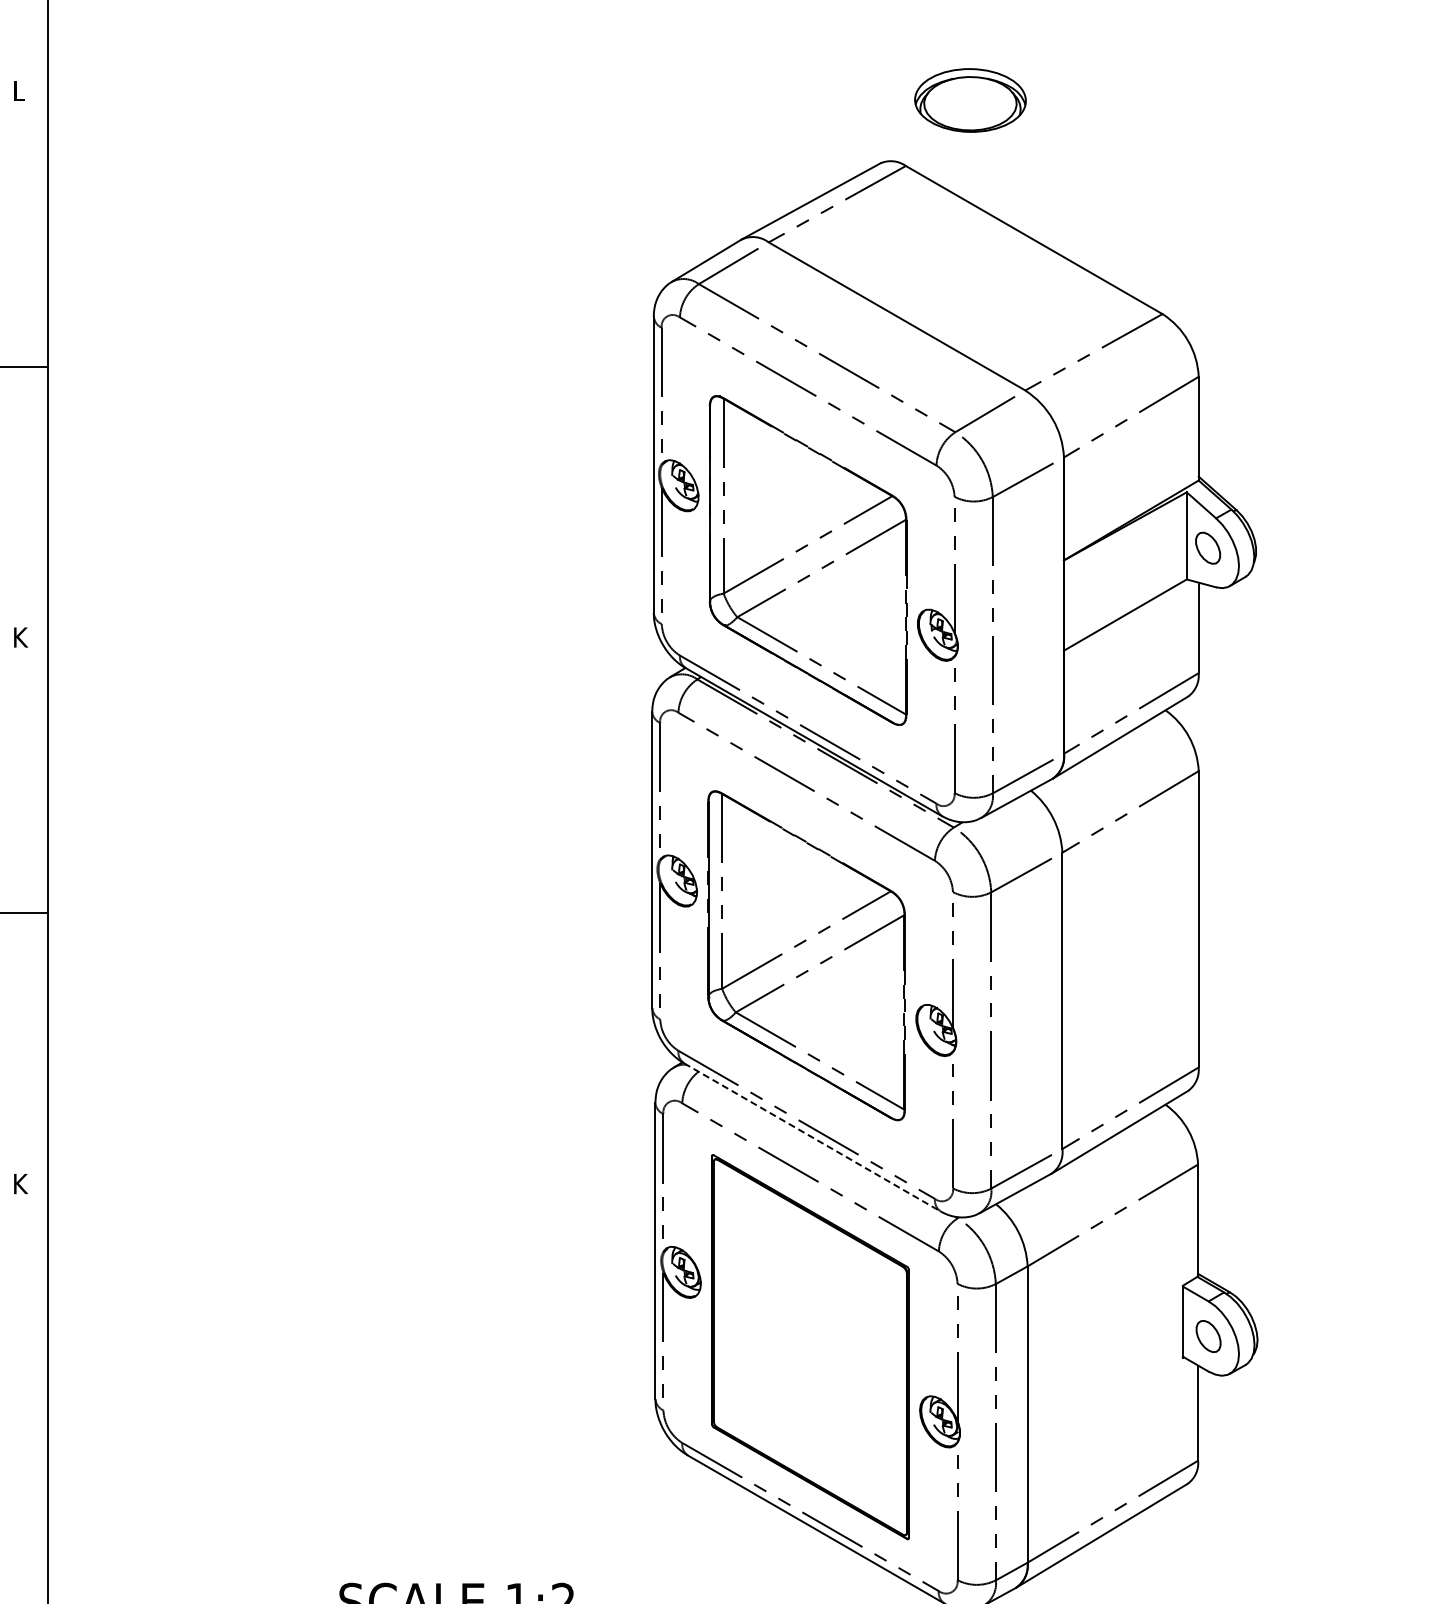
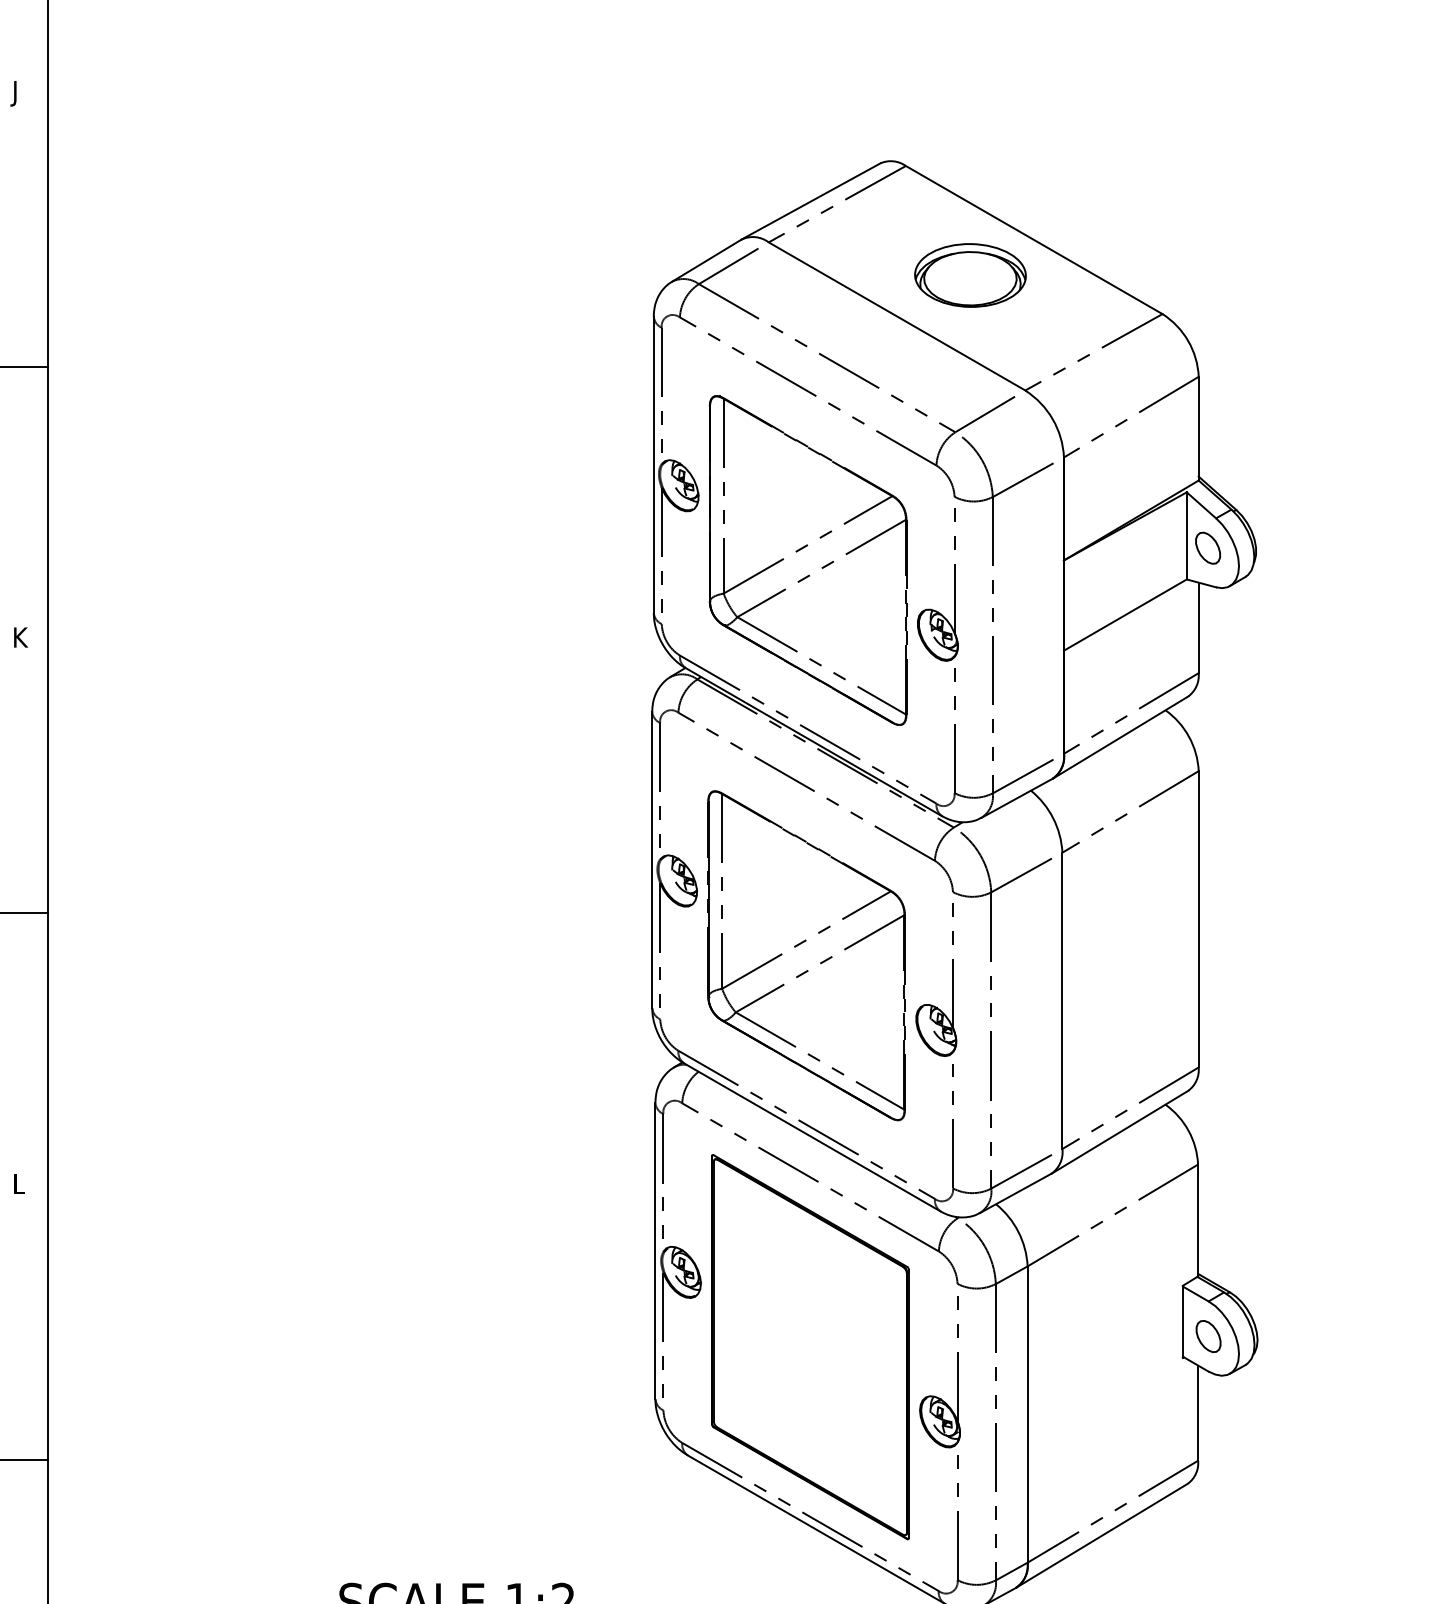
text: L -> J (17, 93)
part position: (970, 100) -> (970, 275) (970, 275)
line: dashed -> solid (812, 1137)
text: K -> L (21, 1184)
line: none -> present (25, 1459)
